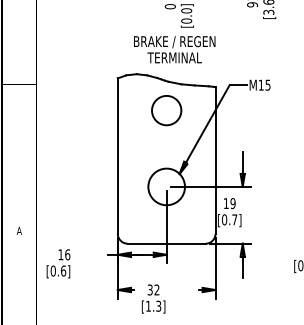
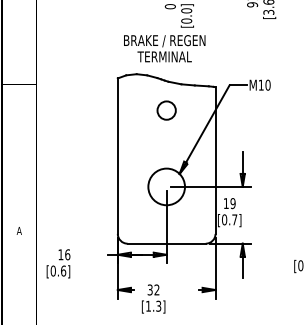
text position: (174, 49) -> (164, 48) (164, 48)
text: M15 -> M10 (267, 84)
circle diameter: 29 px -> 18 px (166, 110)
